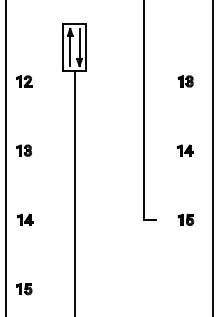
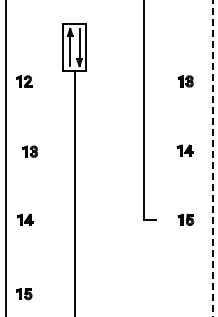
part position: (23, 150) -> (29, 151) (29, 151)
line: solid -> dashed (213, 158)
part position: (24, 289) -> (24, 294) (24, 294)
